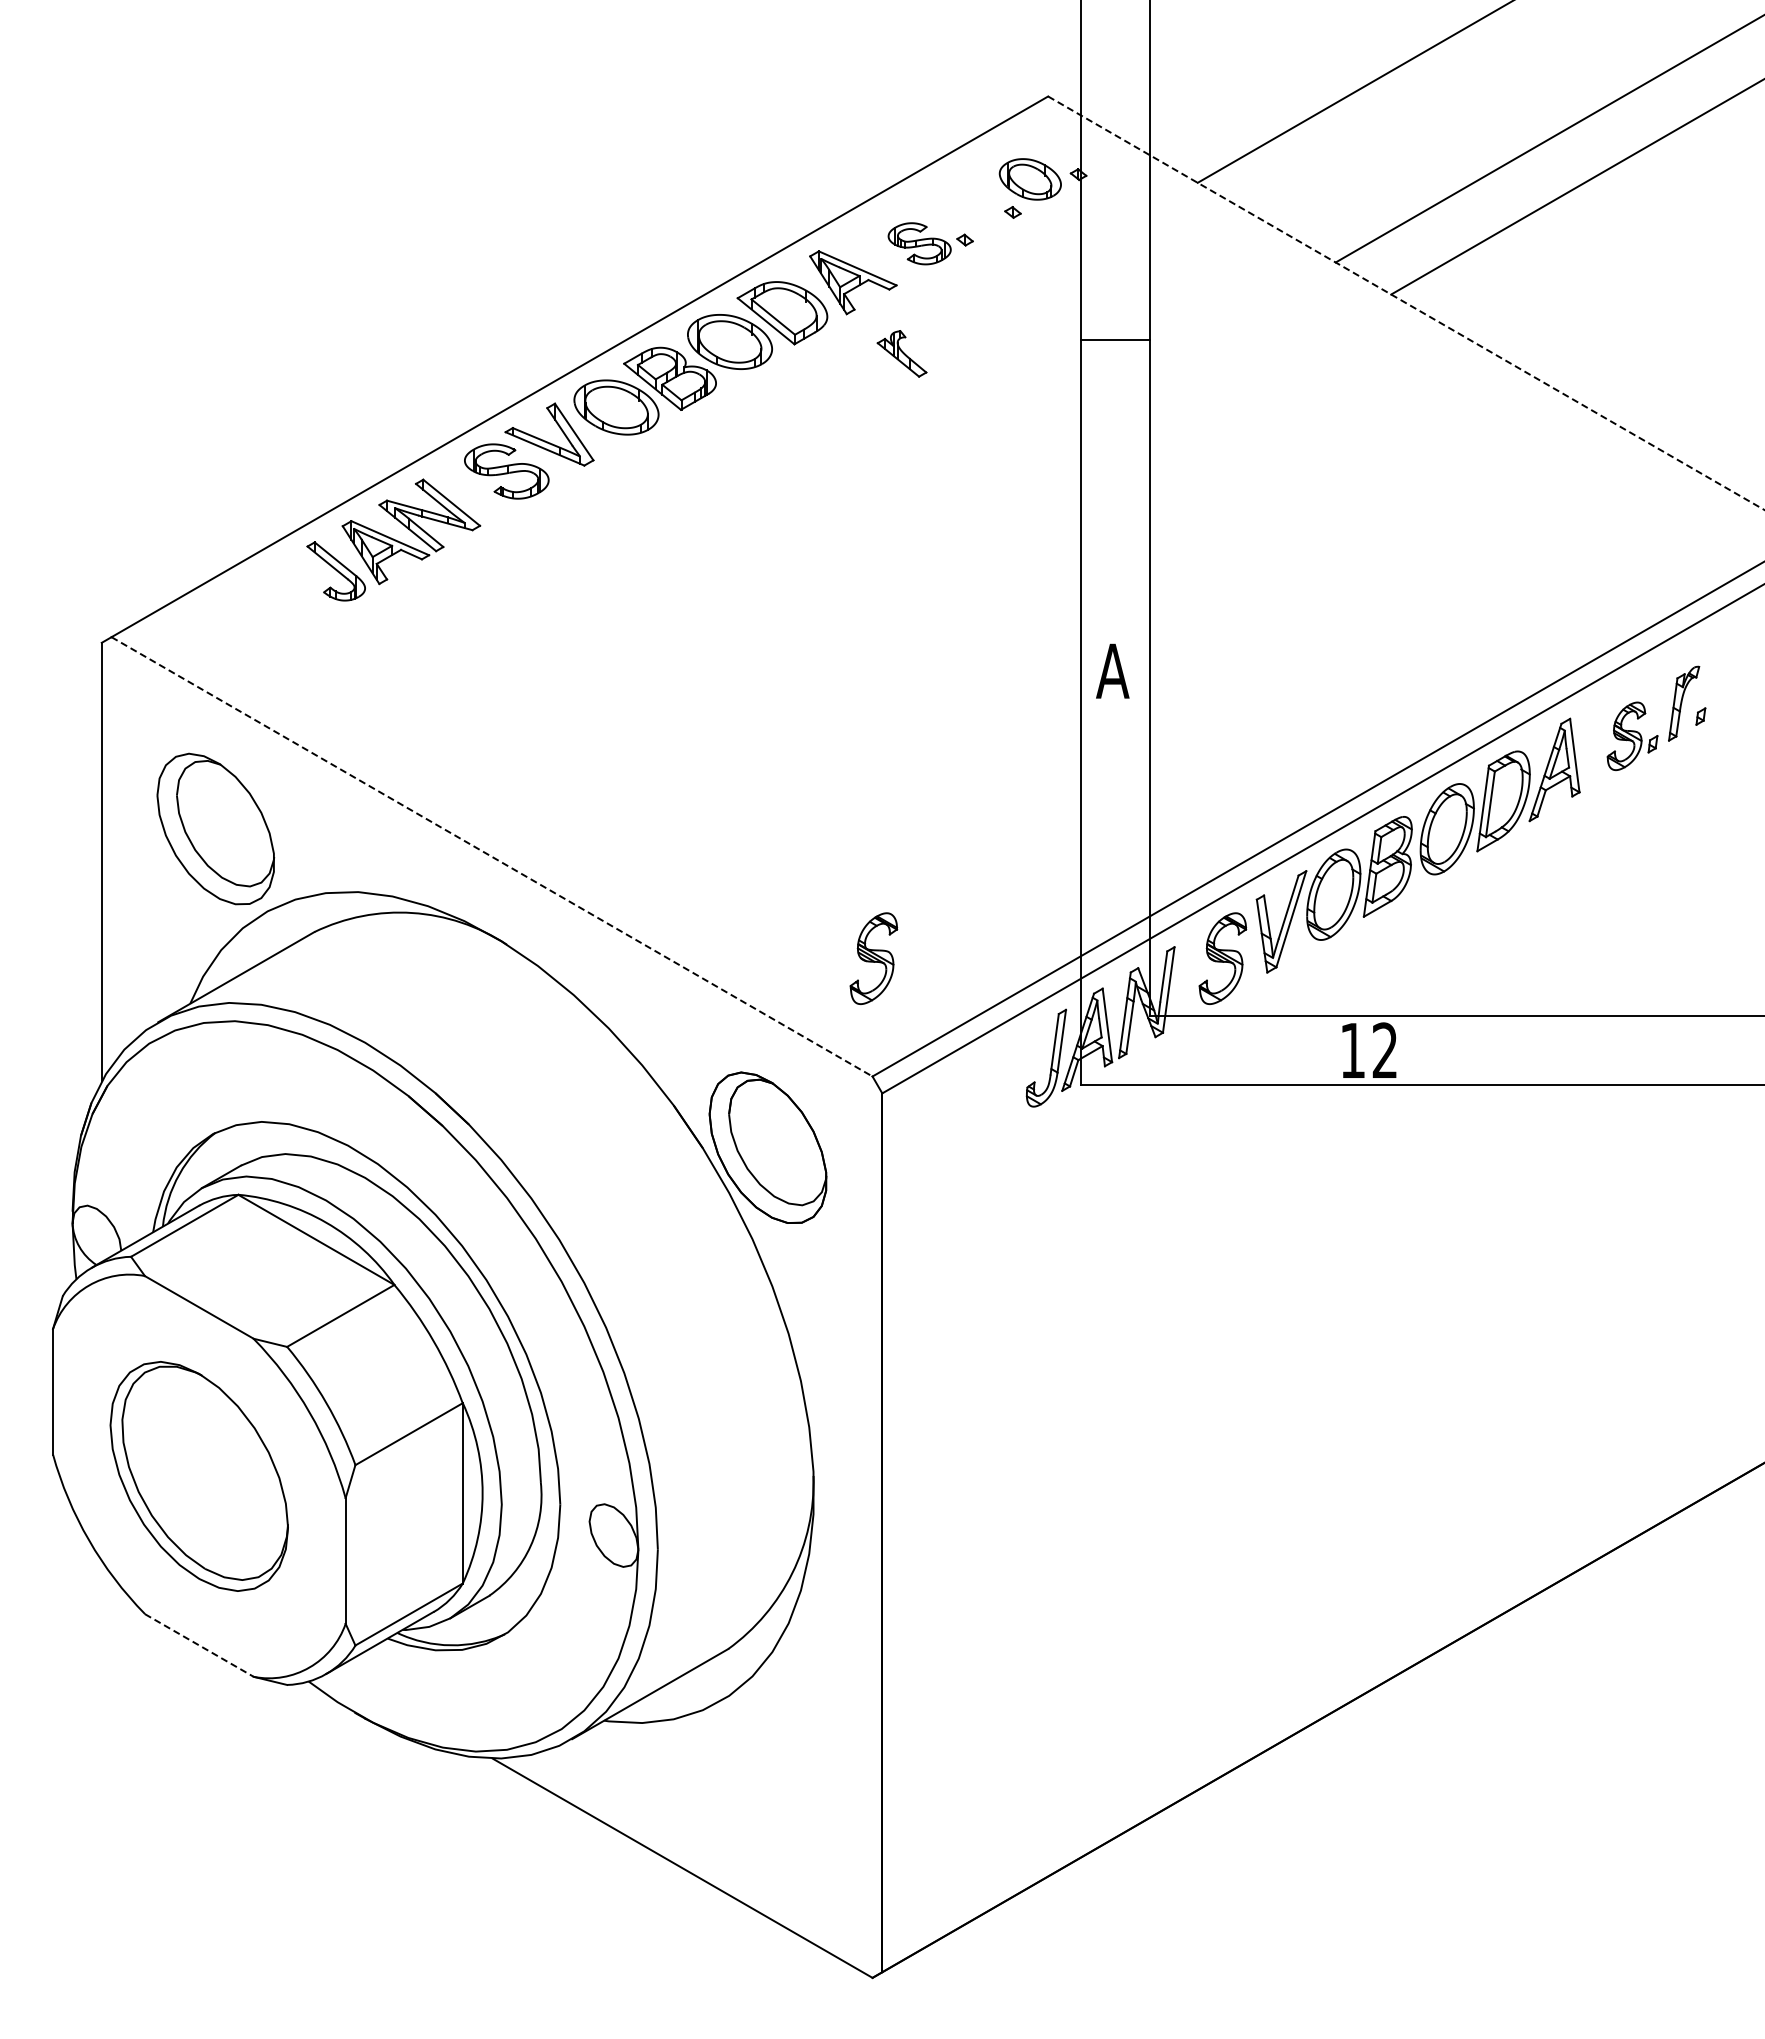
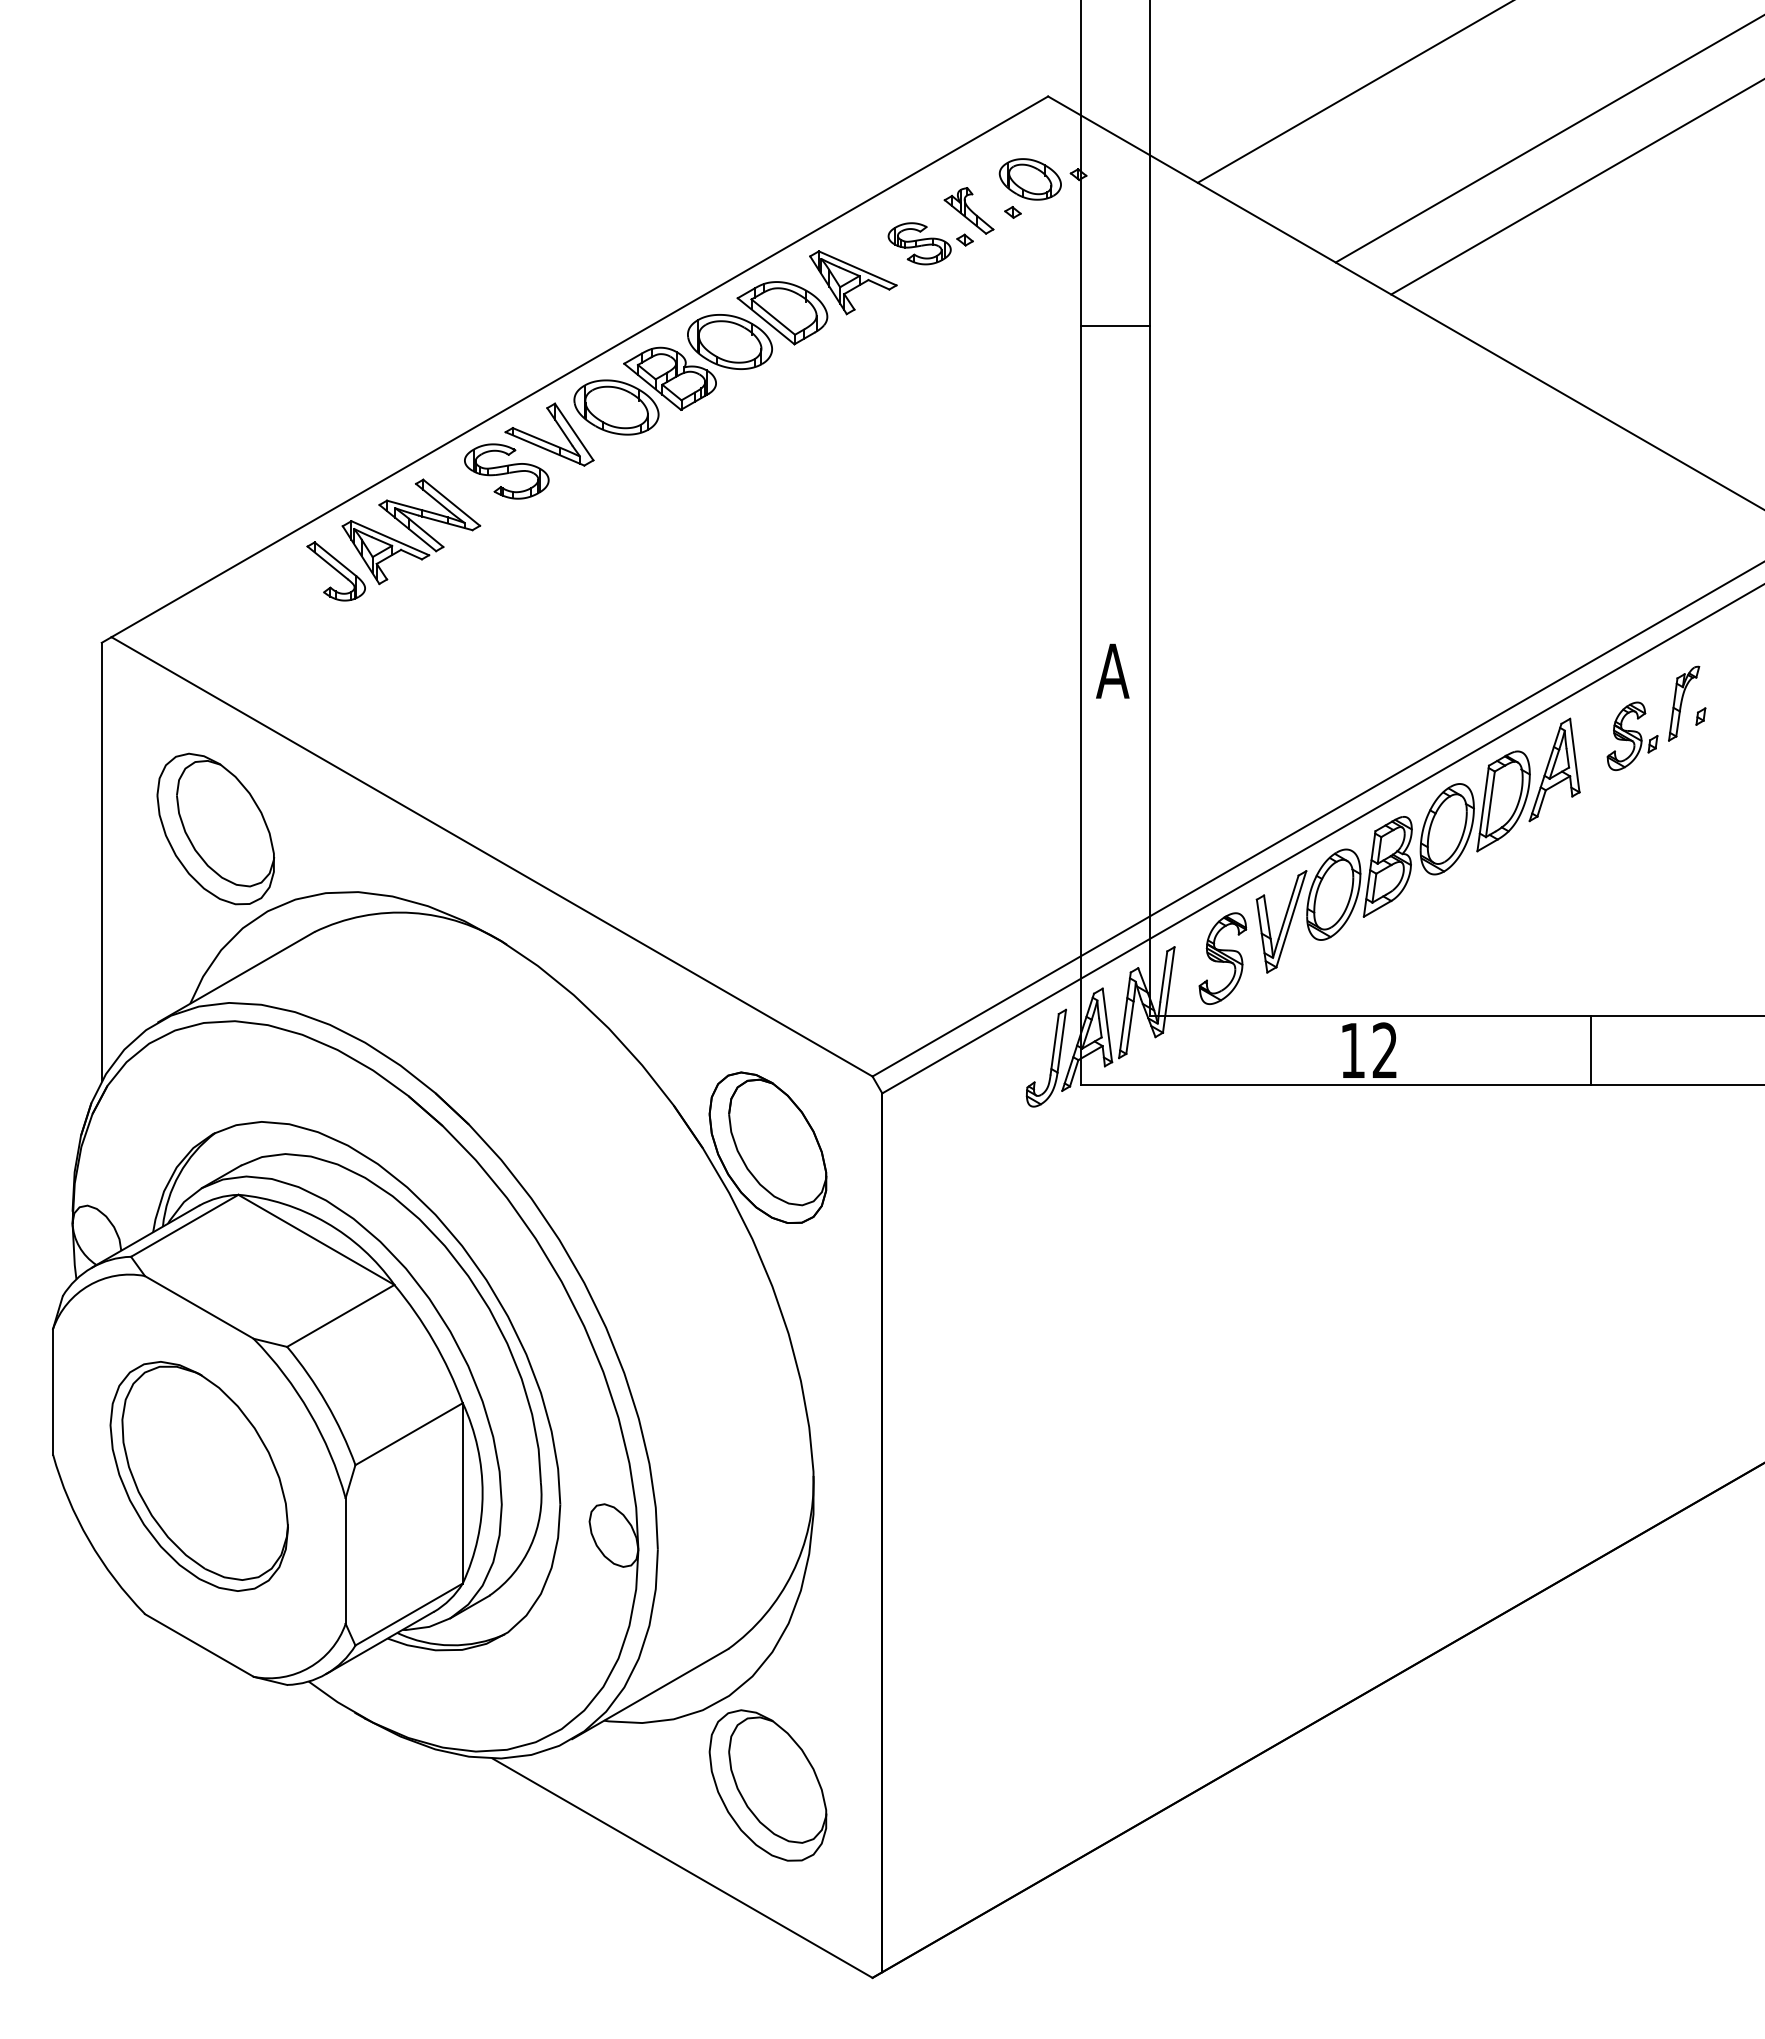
line: dashed -> solid (1406, 303)
line position: (1114, 340) -> (1114, 326) (1114, 326)
part position: (901, 353) -> (968, 210) (968, 210)
line: dashed -> solid (492, 857)
part: present -> none (873, 958)
line: none -> present (1591, 1050)
line: dashed -> solid (199, 1645)
part: none -> present (767, 1785)
